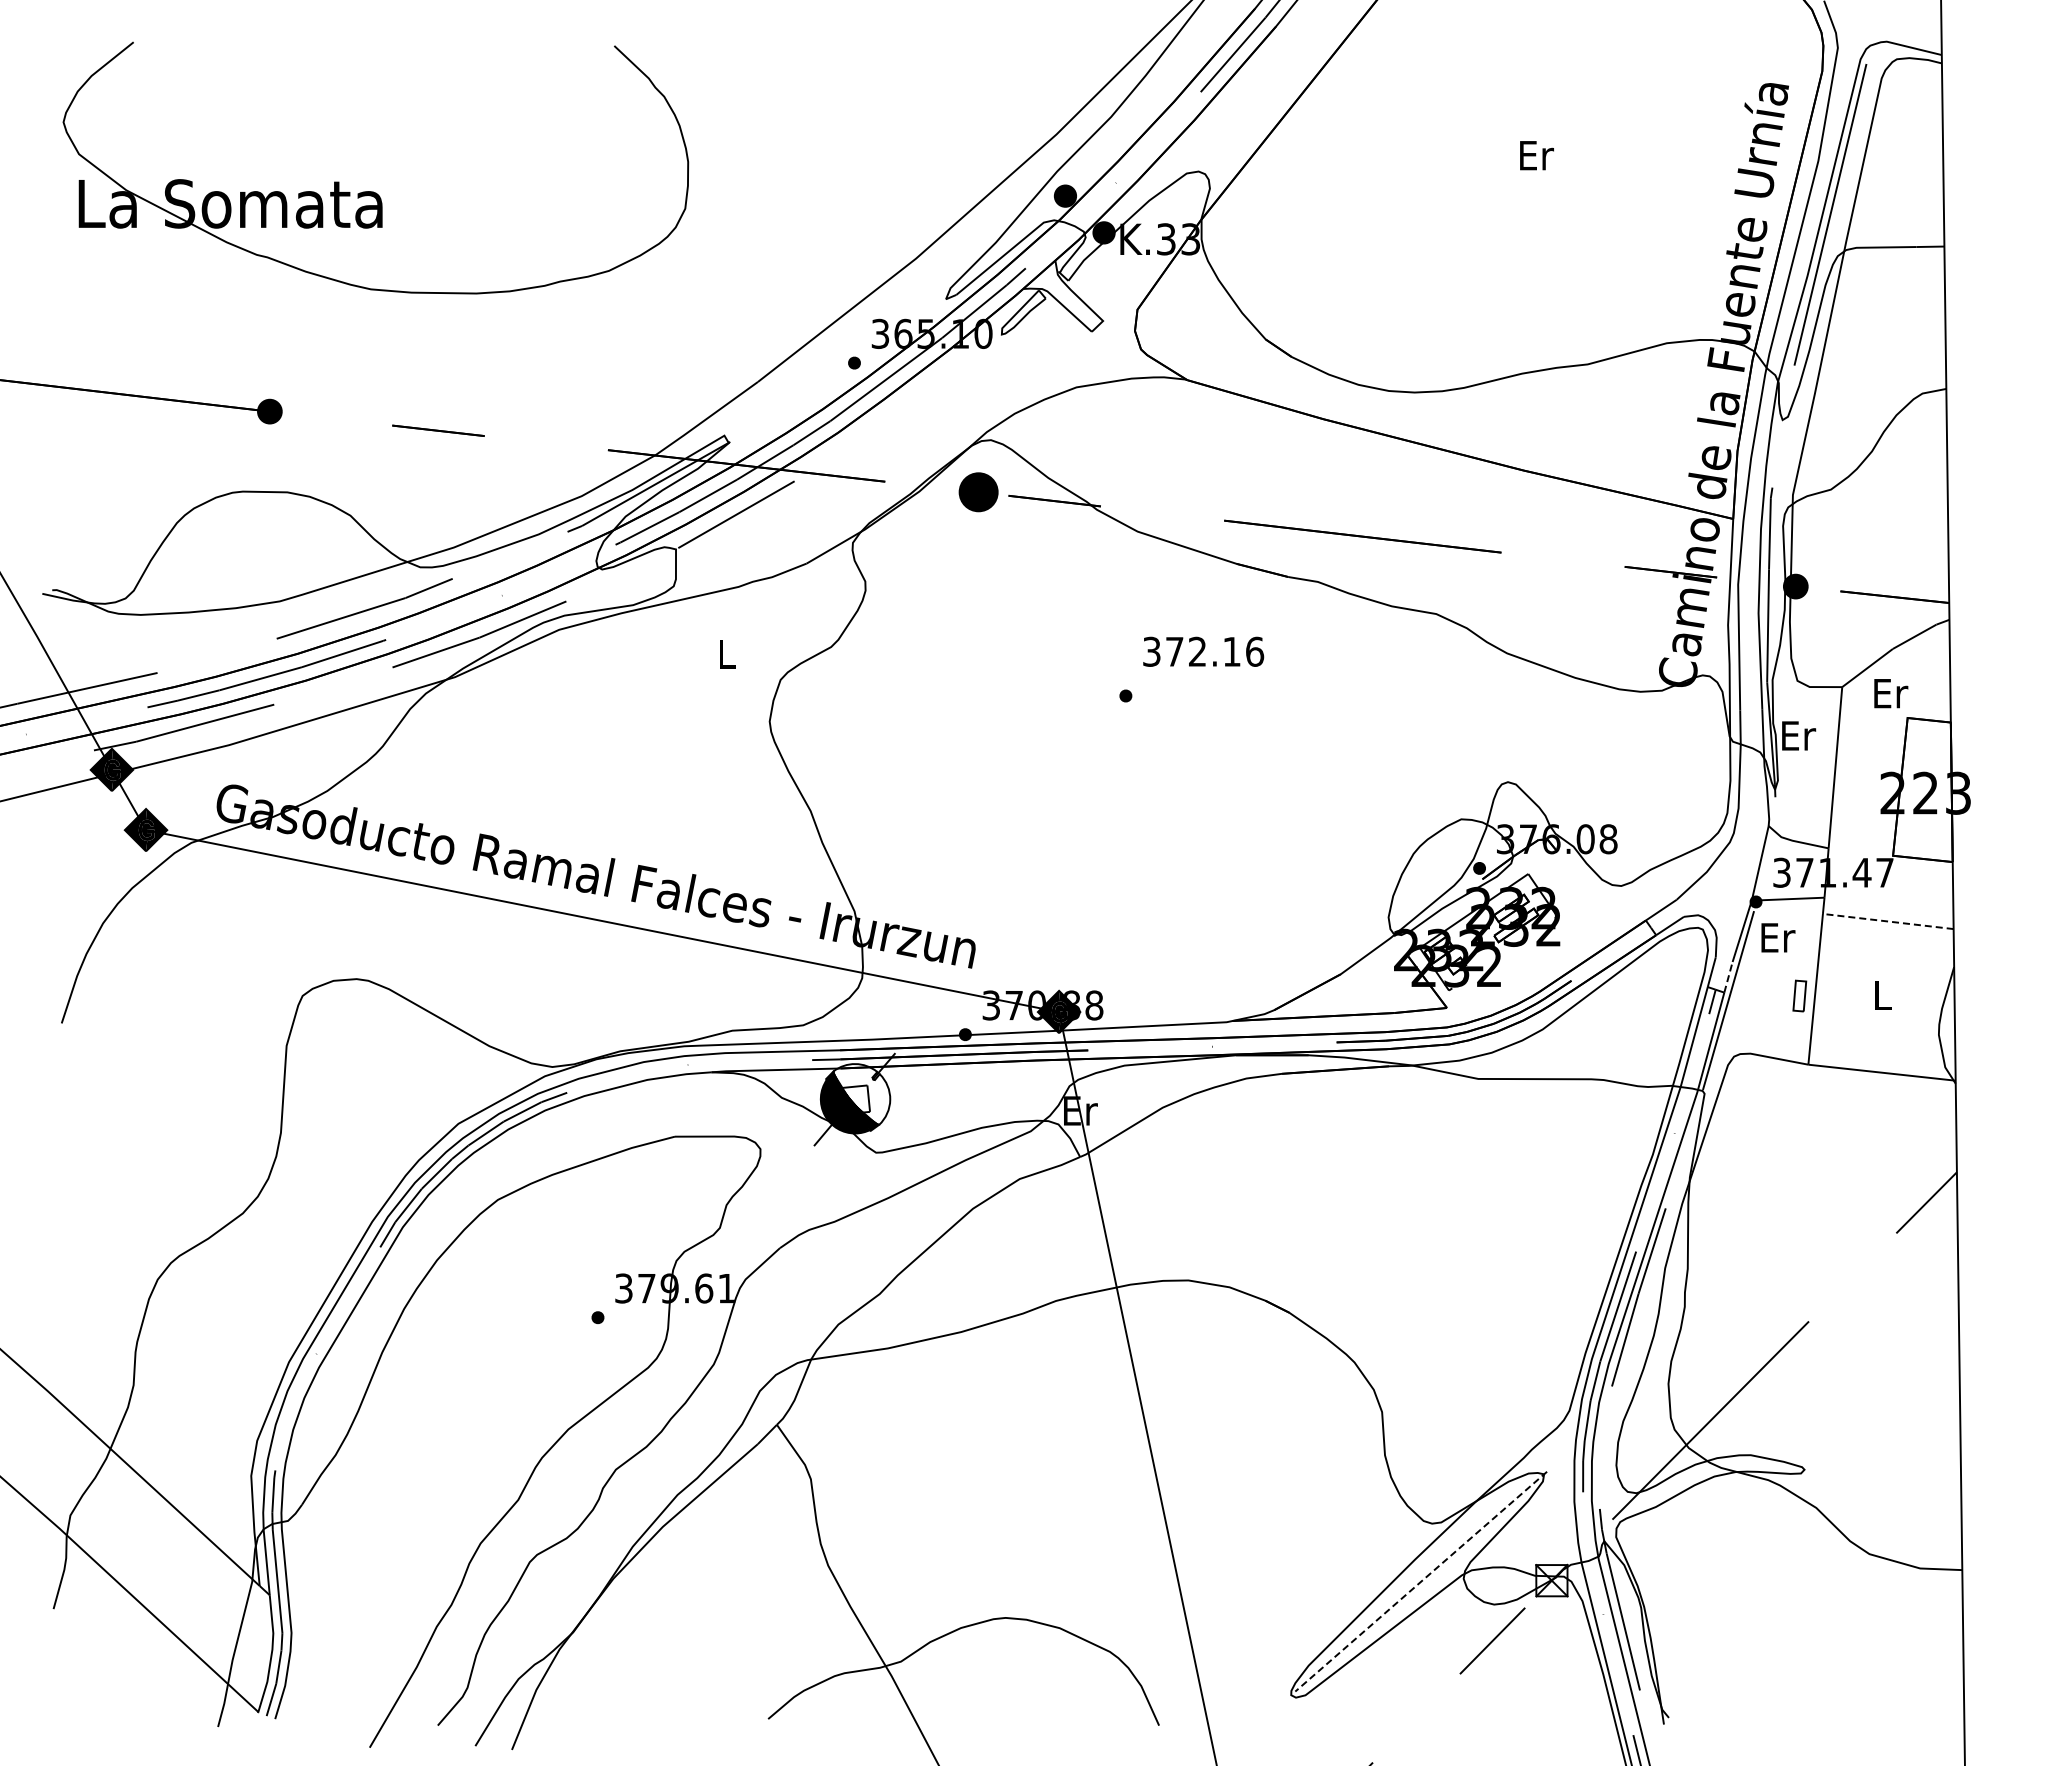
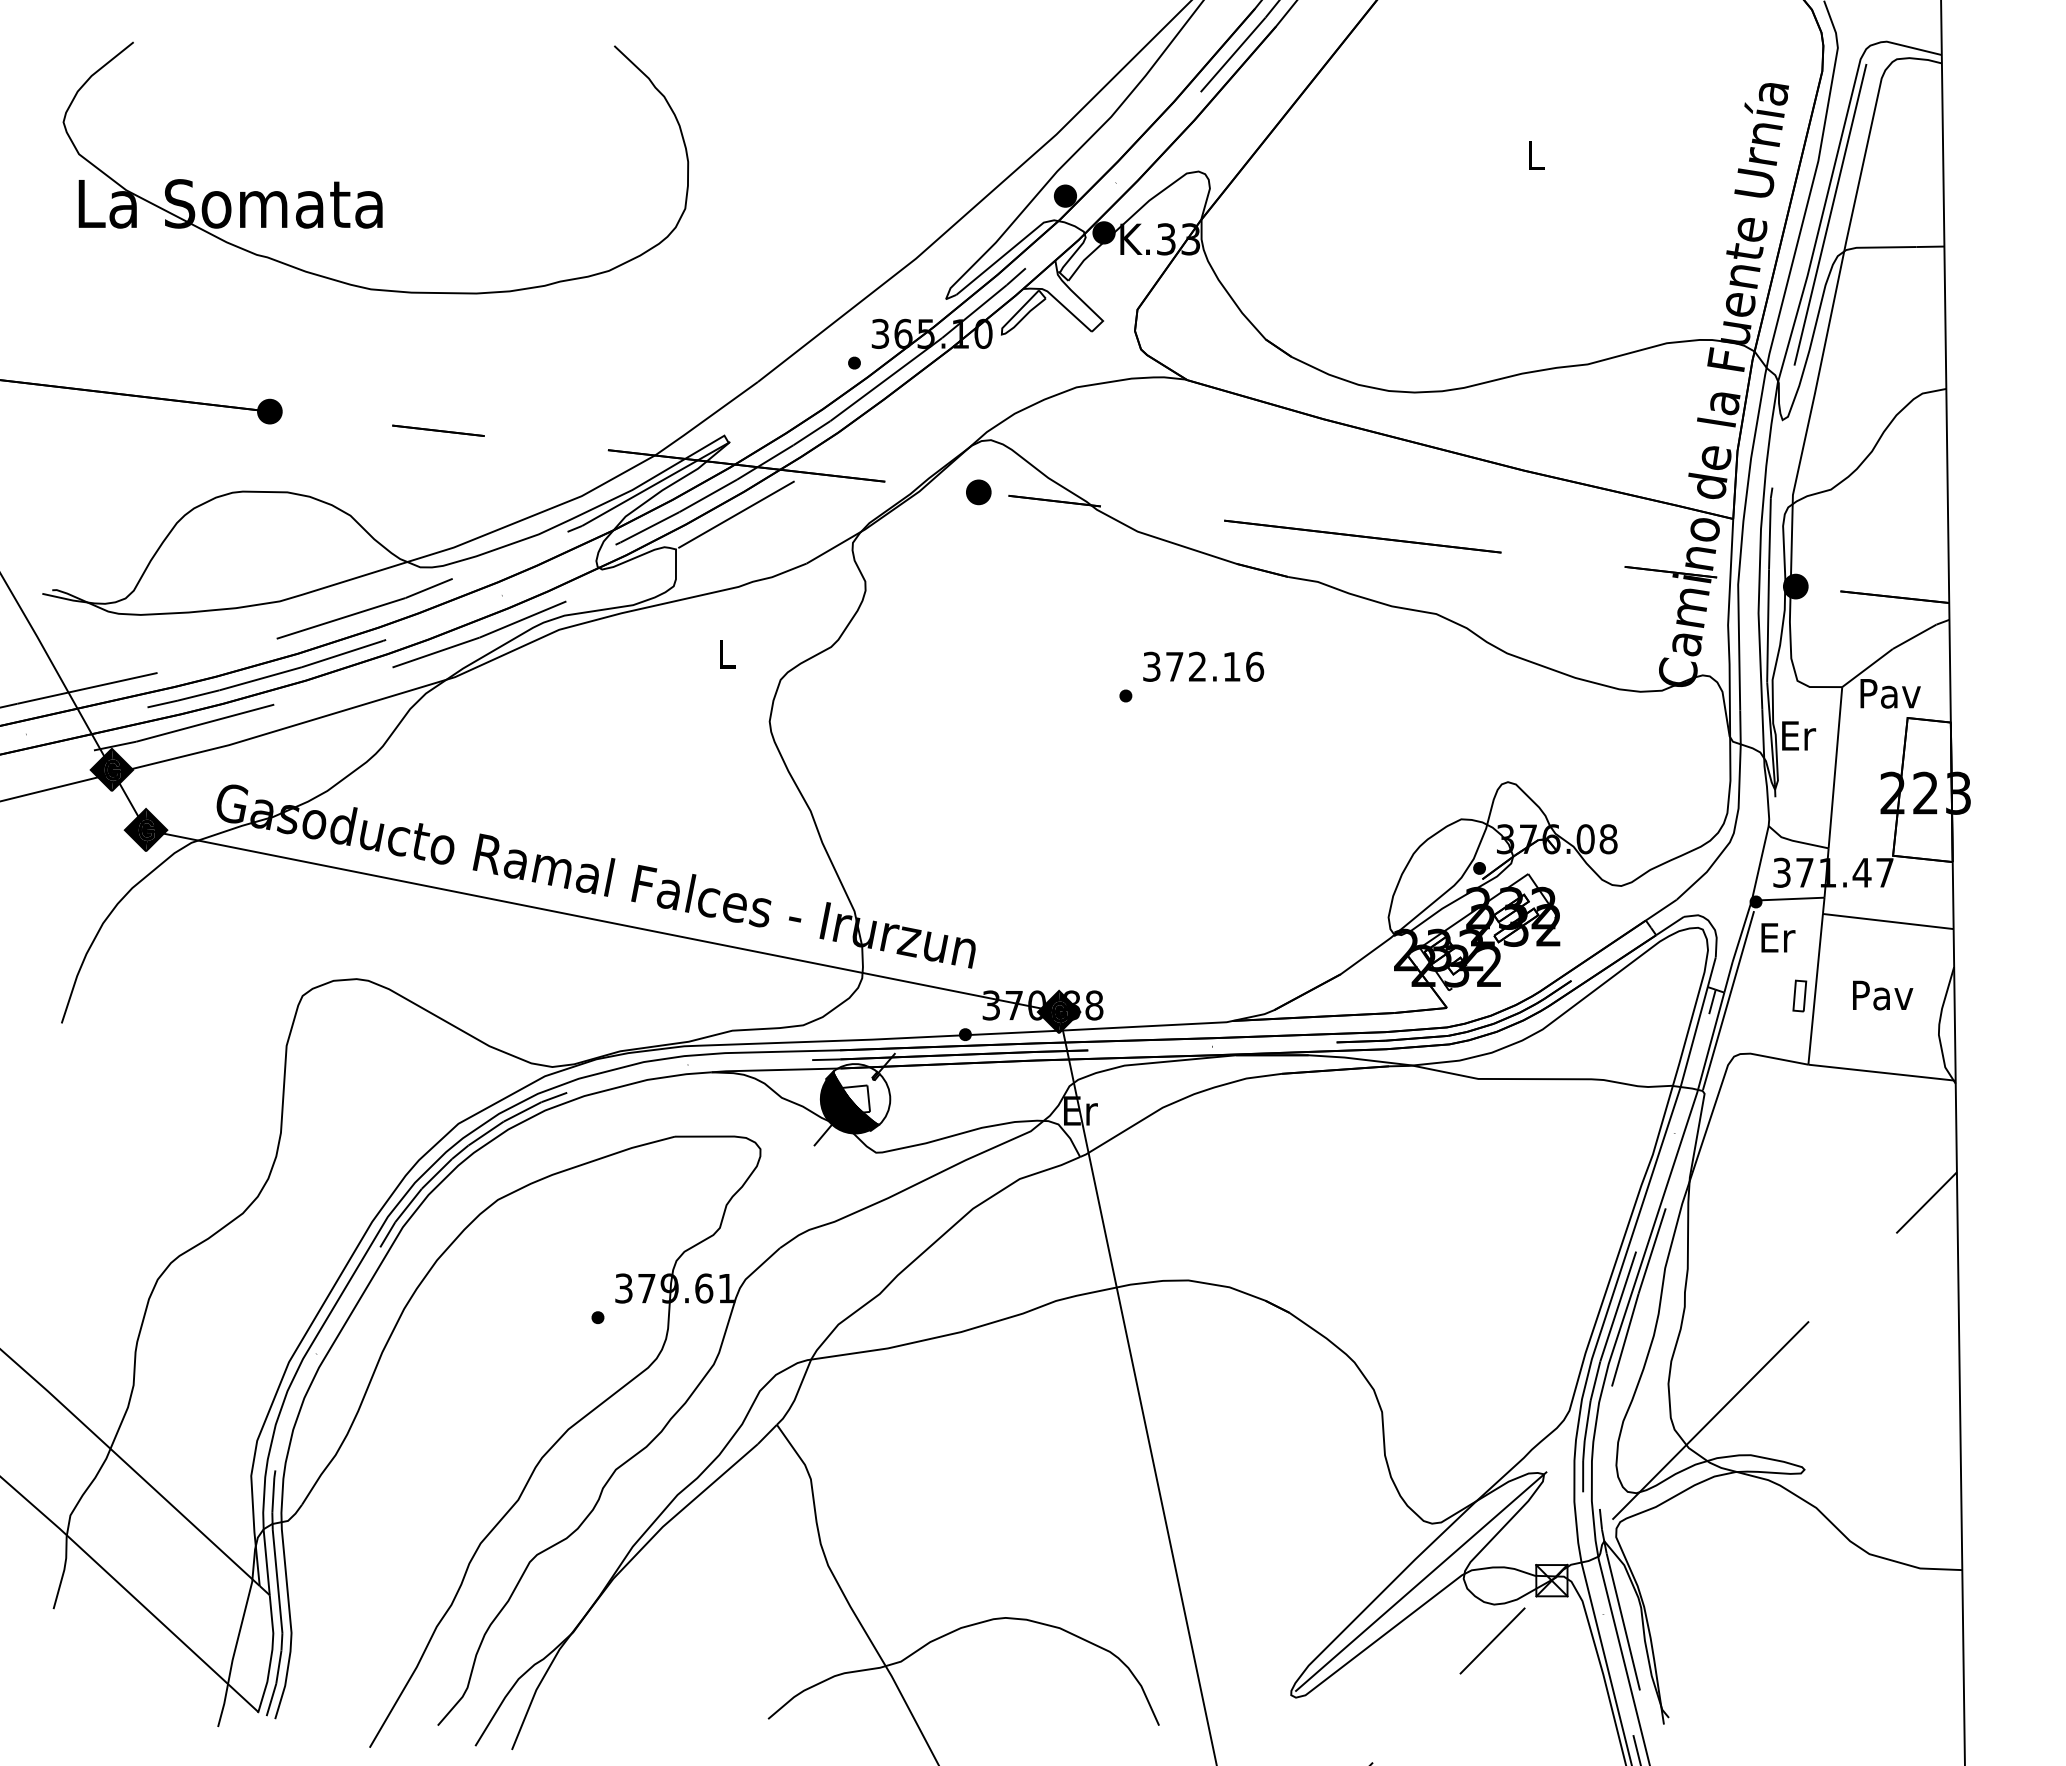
text: Er -> L (1536, 155)
part size: 41x41 px -> 26x27 px (978, 492)
text position: (1203, 651) -> (1203, 666) (1203, 666)
text: Er -> Pav (1890, 693)
line: dashed -> solid (1888, 921)
line: dashed -> solid (1728, 977)
text: L -> Pav (1883, 995)
line: dashed -> solid (1420, 1582)
